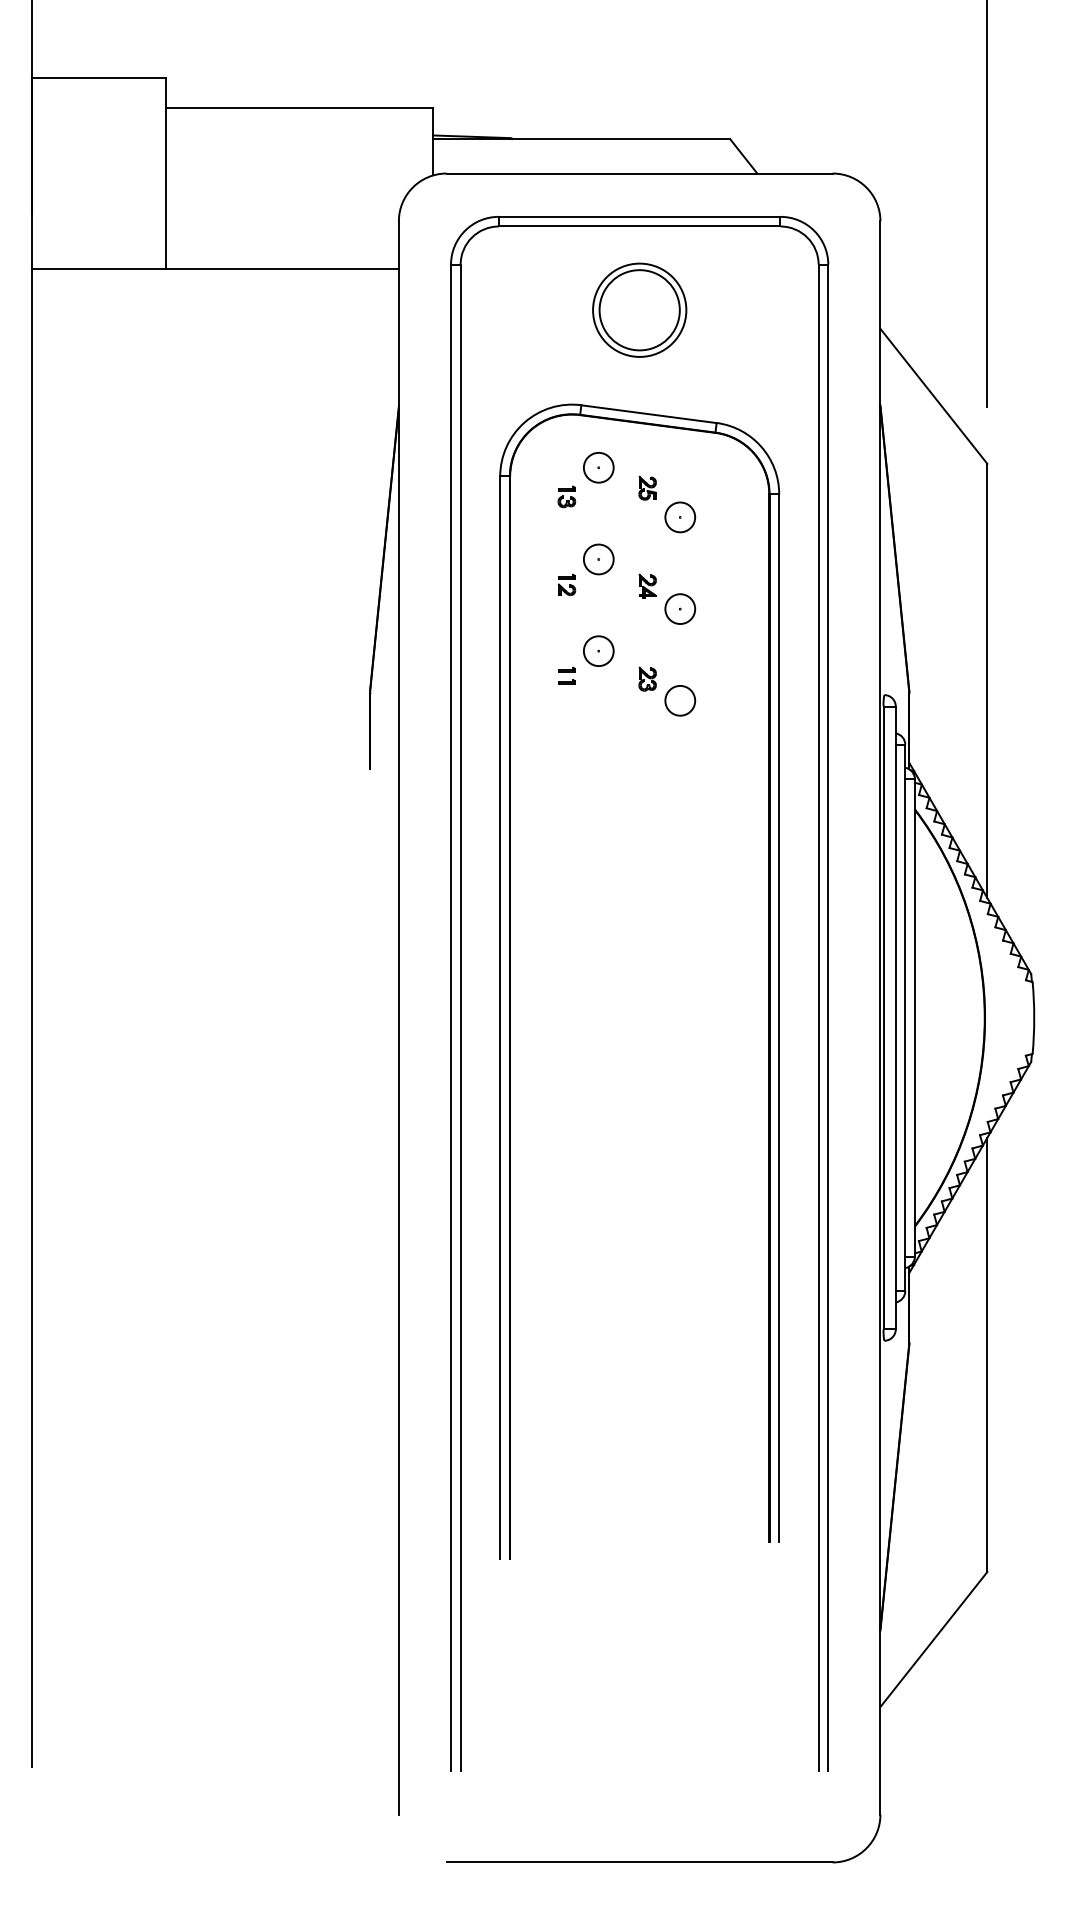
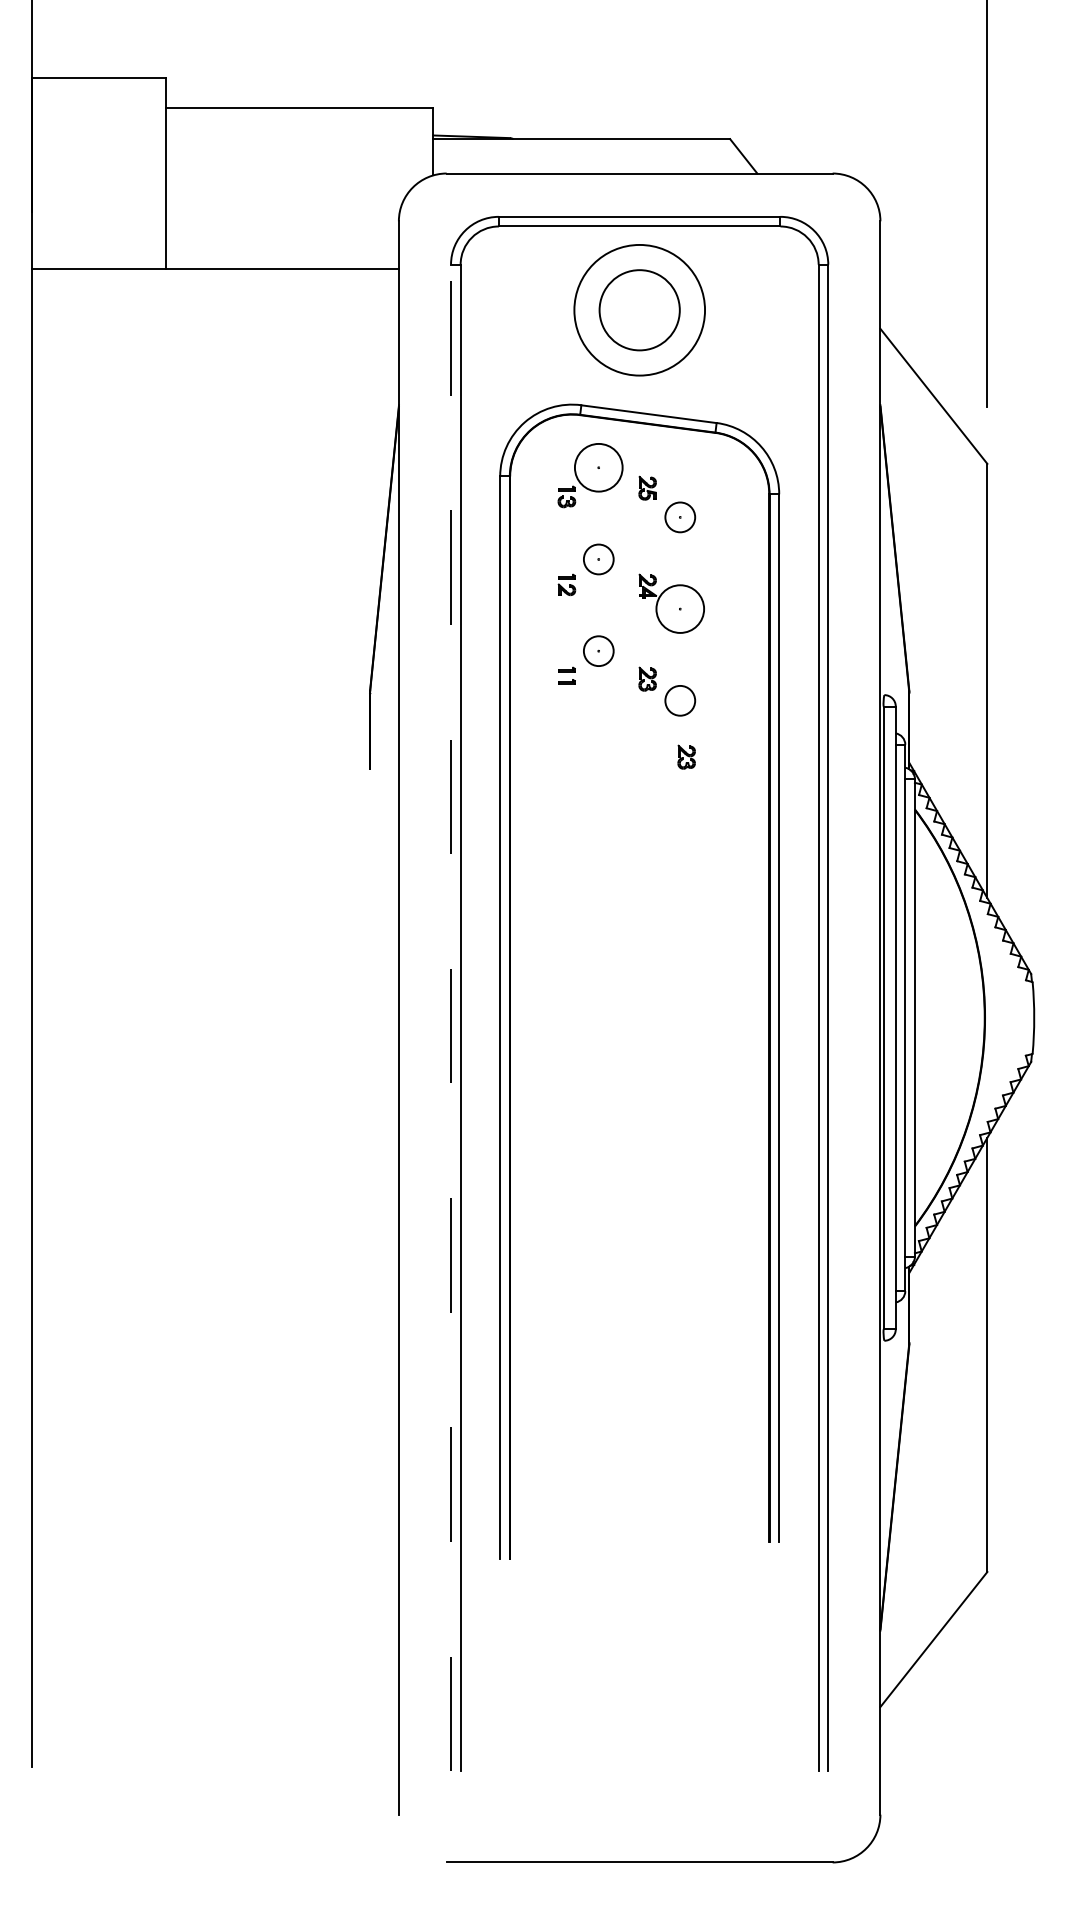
circle diameter: 93 px -> 131 px (639, 309)
circle diameter: 30 px -> 48 px (598, 467)
circle diameter: 30 px -> 48 px (680, 608)
part: none -> present (686, 756)
line: solid -> dashed (451, 1017)
